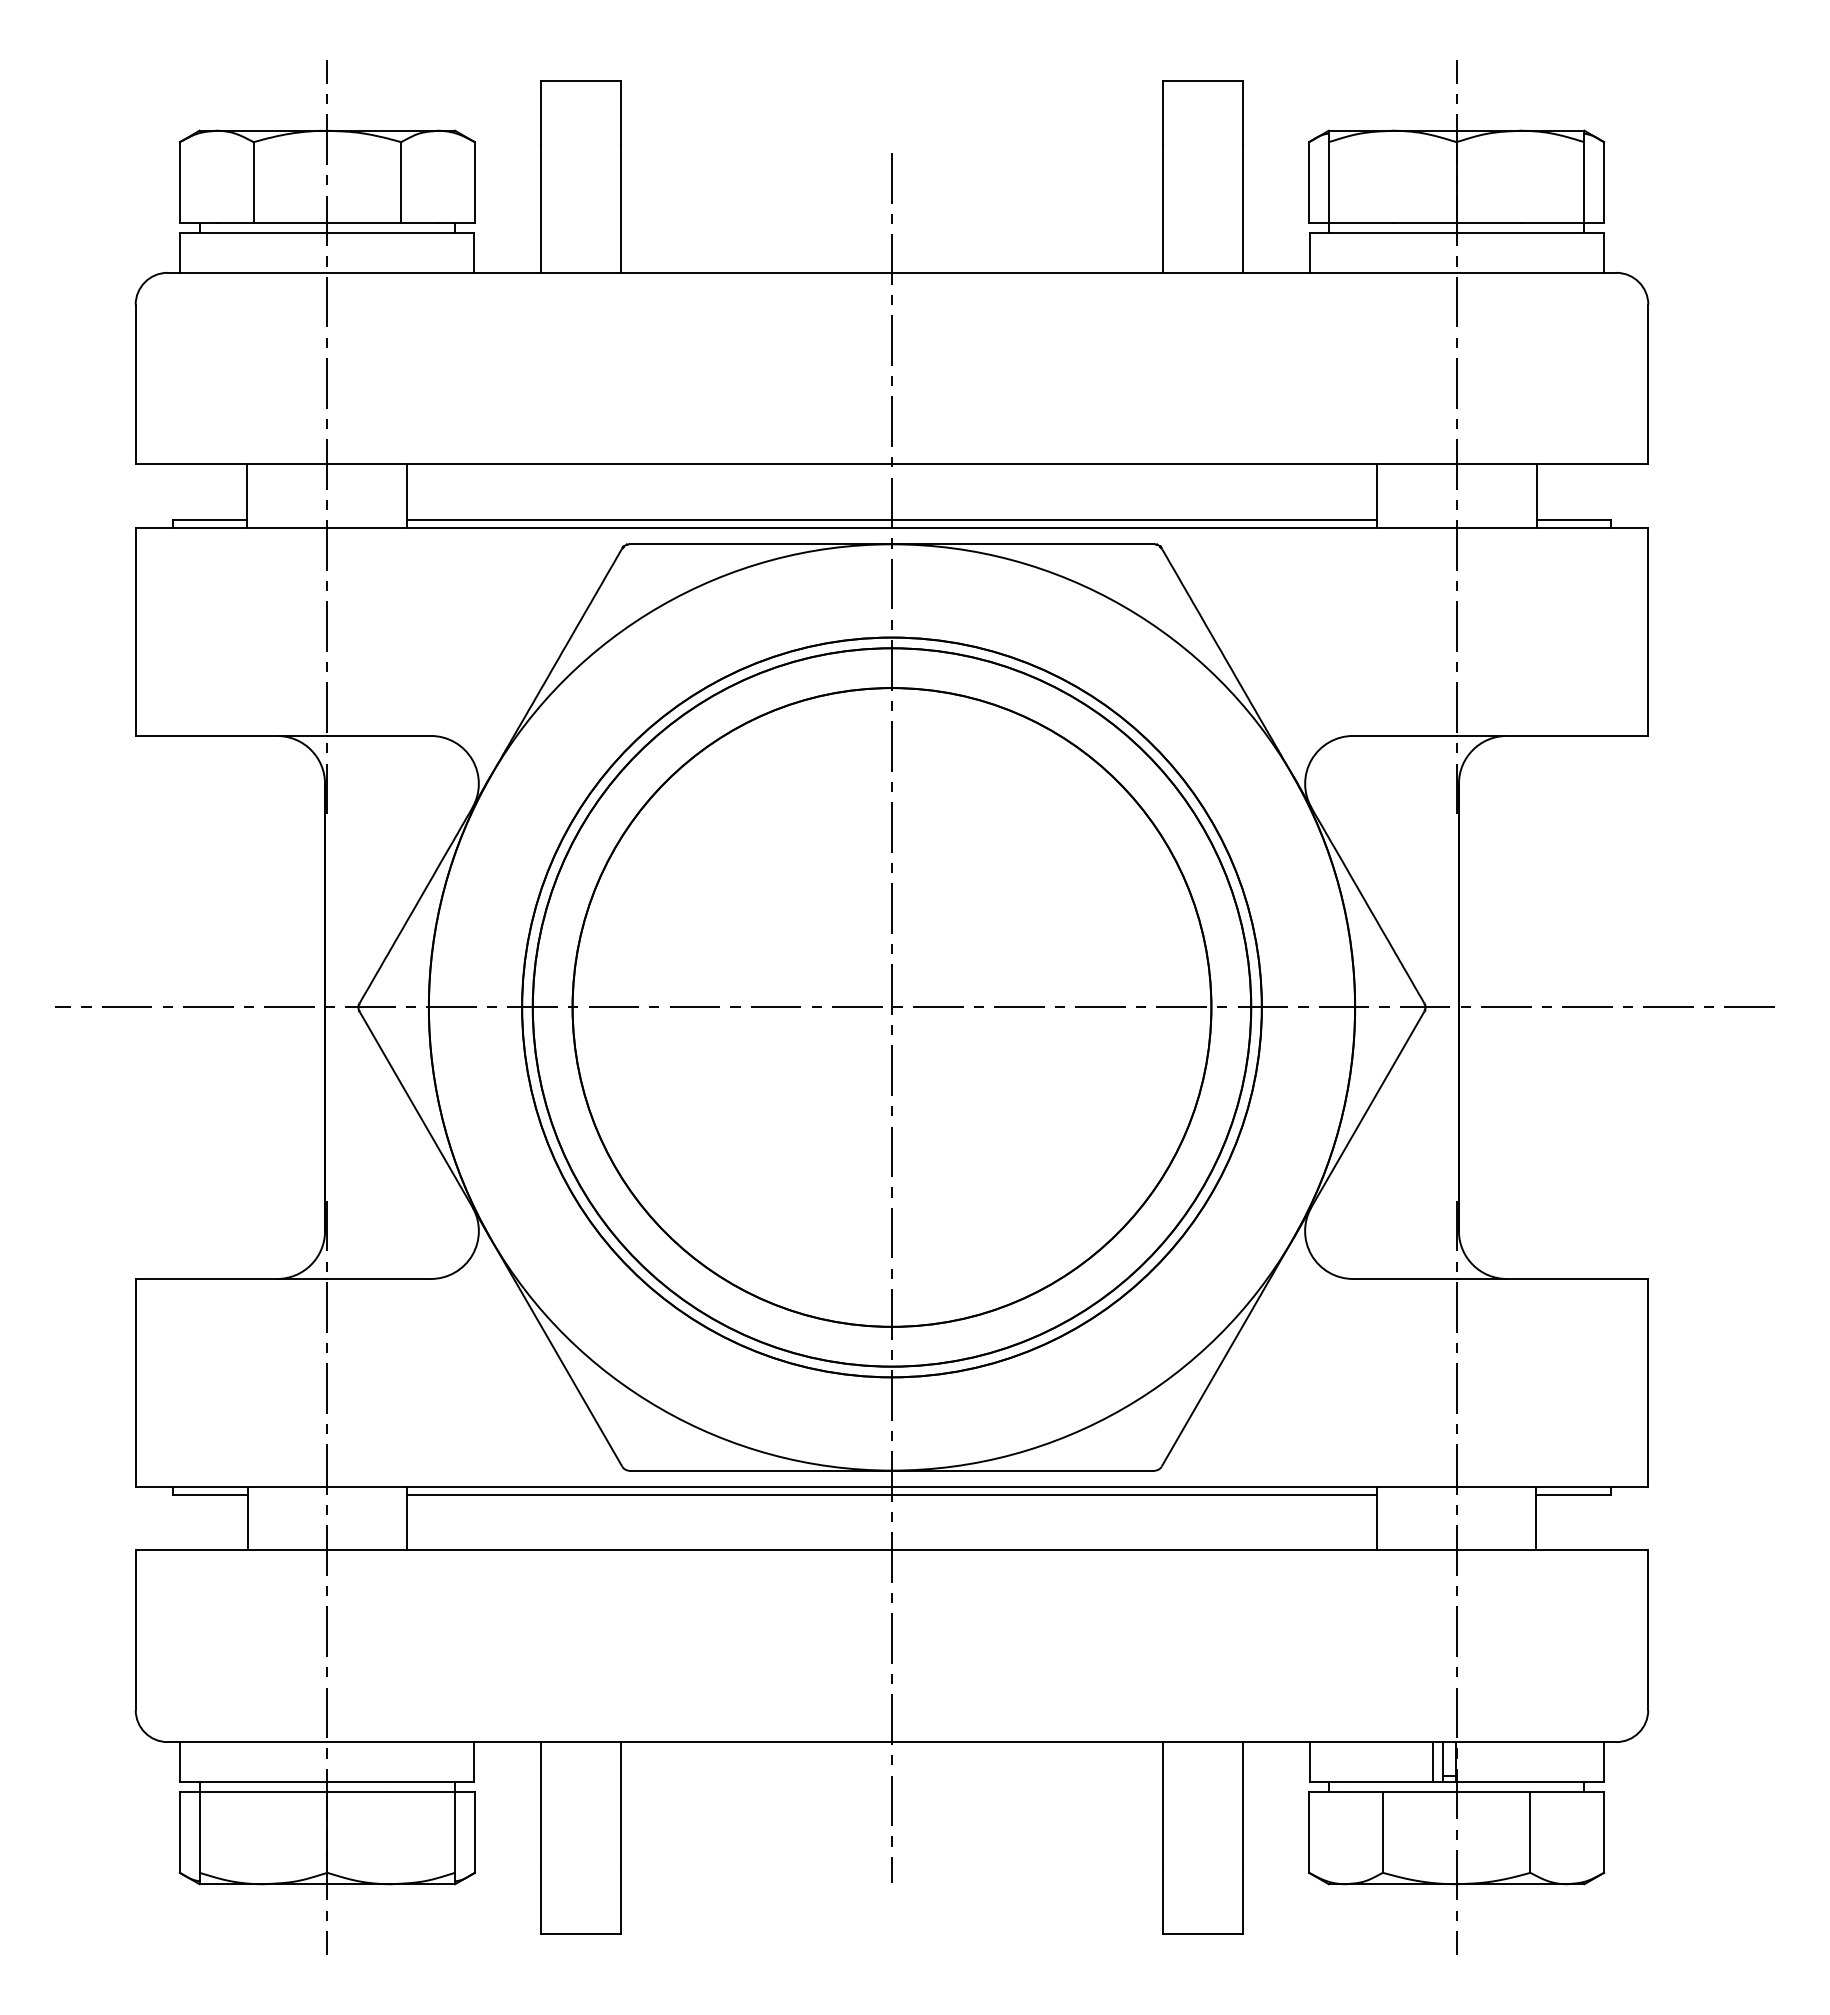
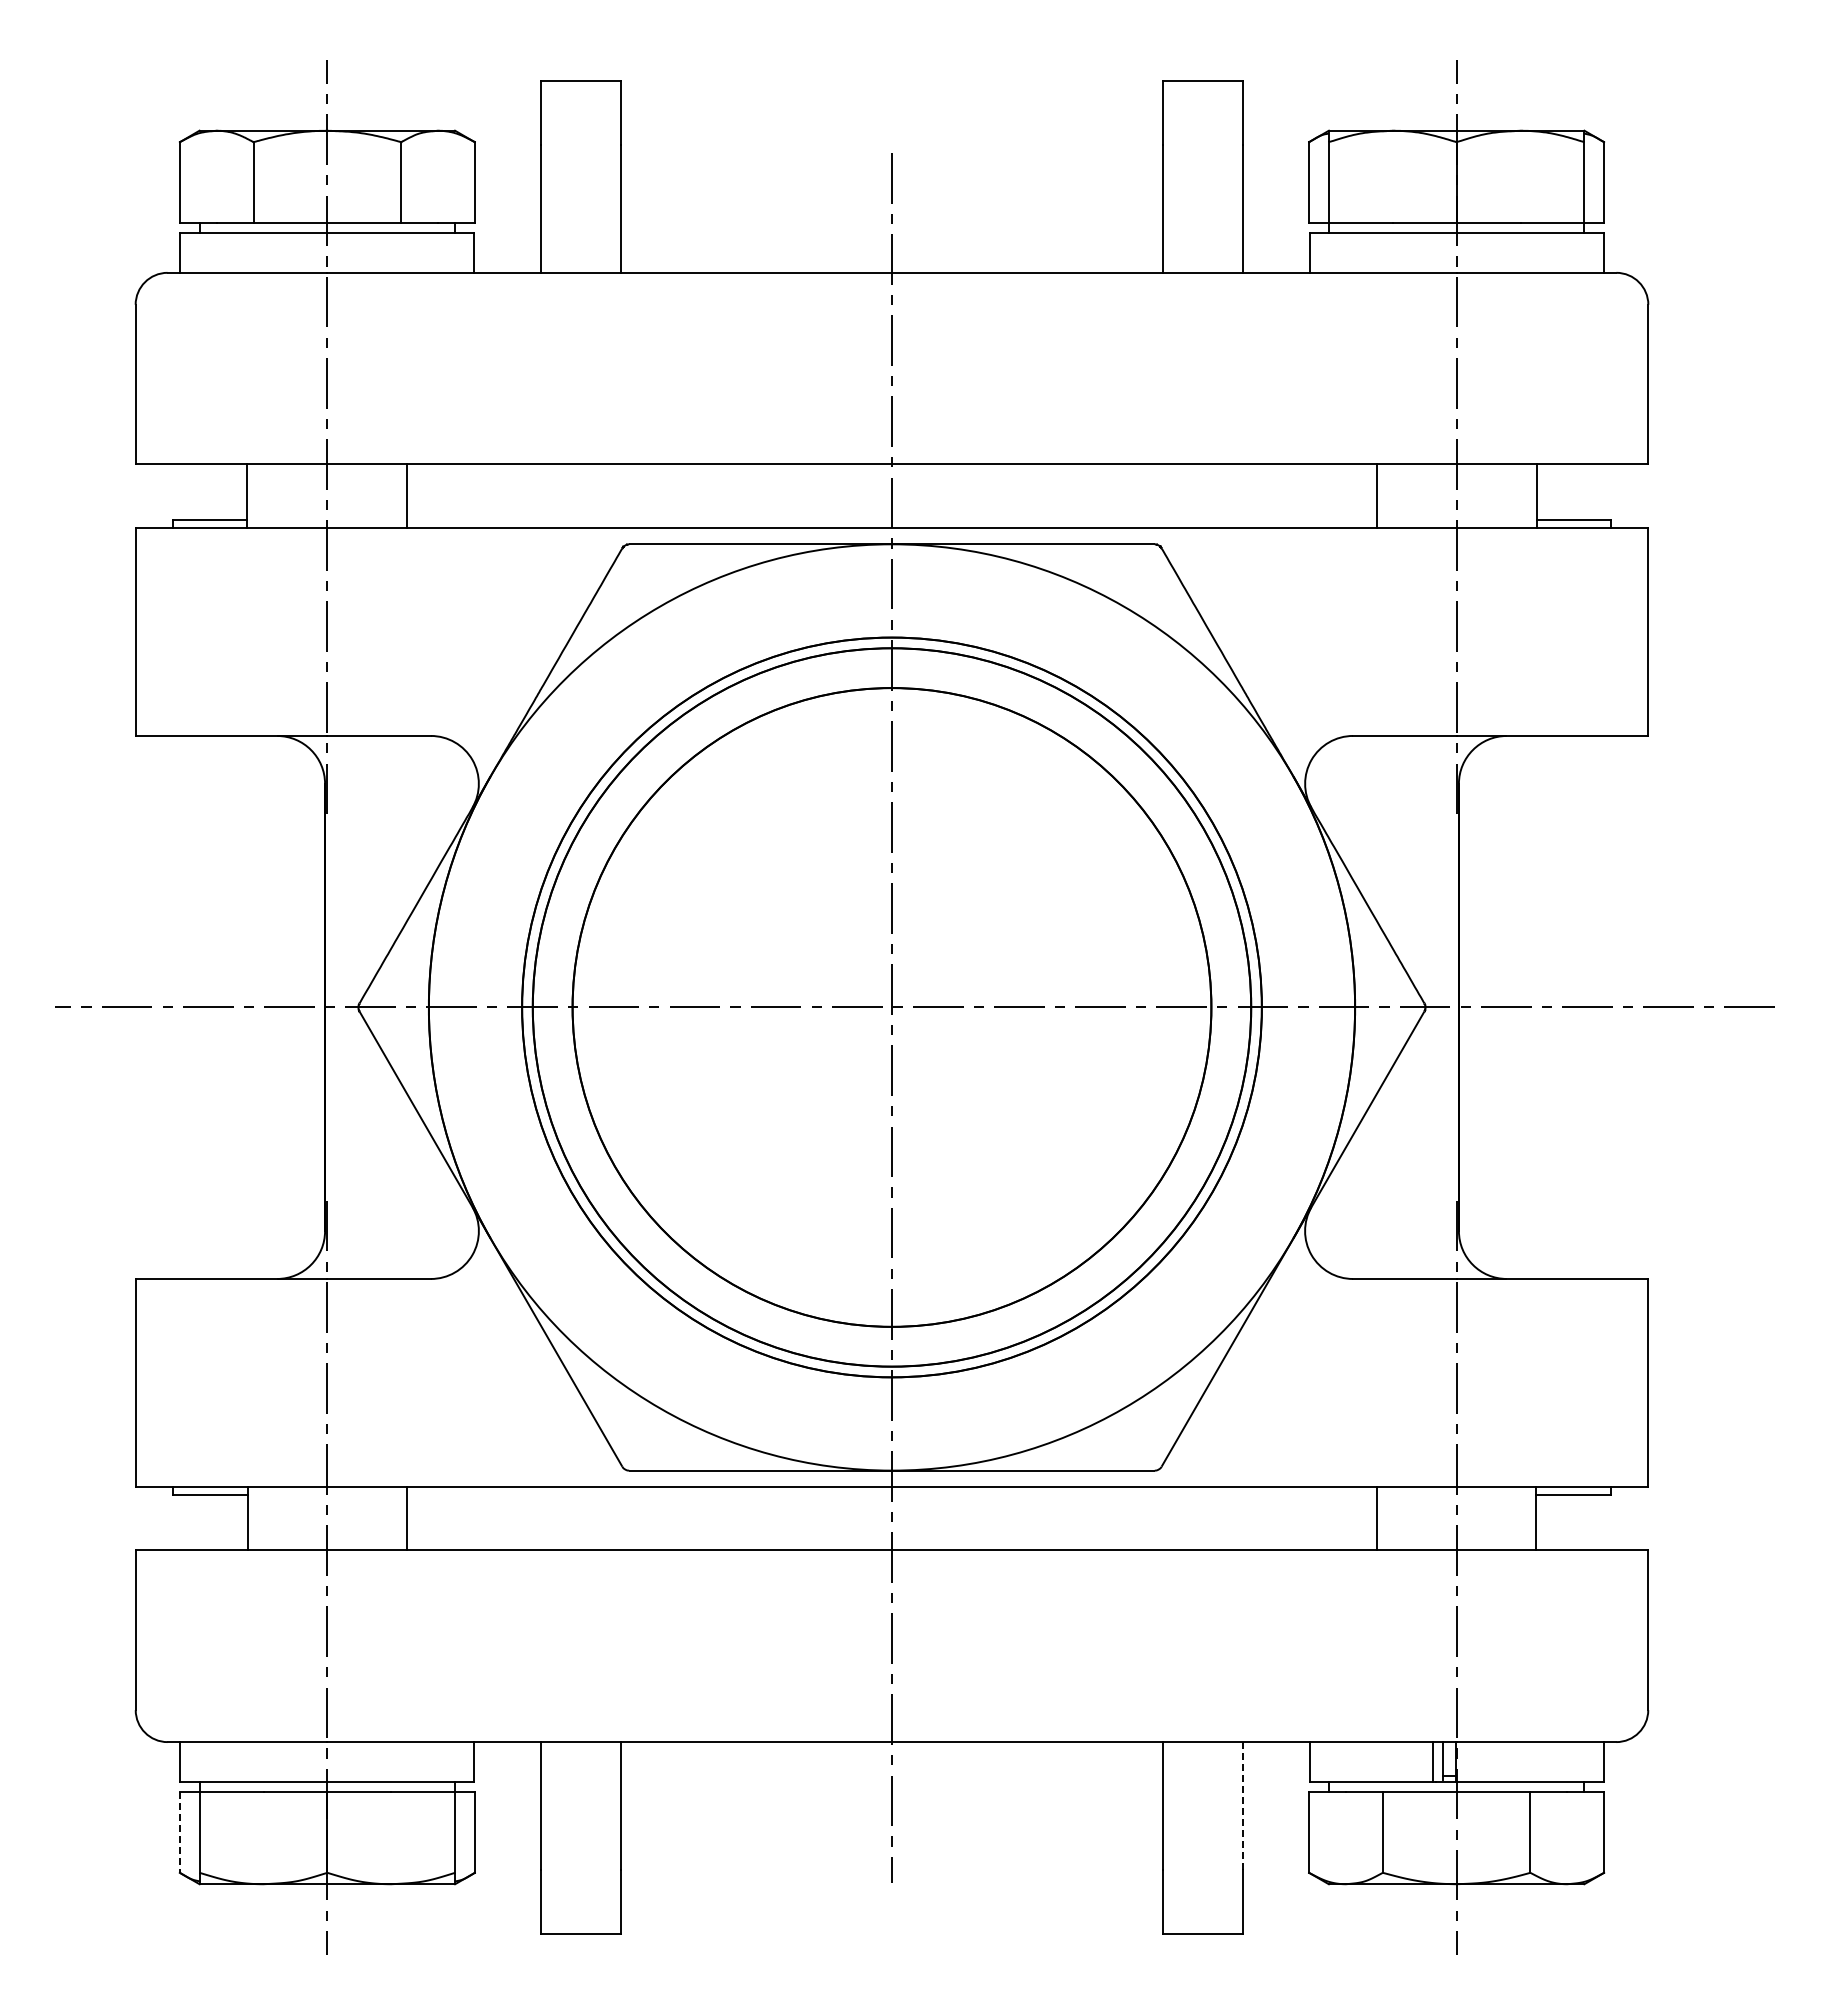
line: present -> none (891, 520)
line: present -> none (891, 1494)
line: solid -> dashed (1243, 1805)
line: solid -> dashed (179, 1832)
